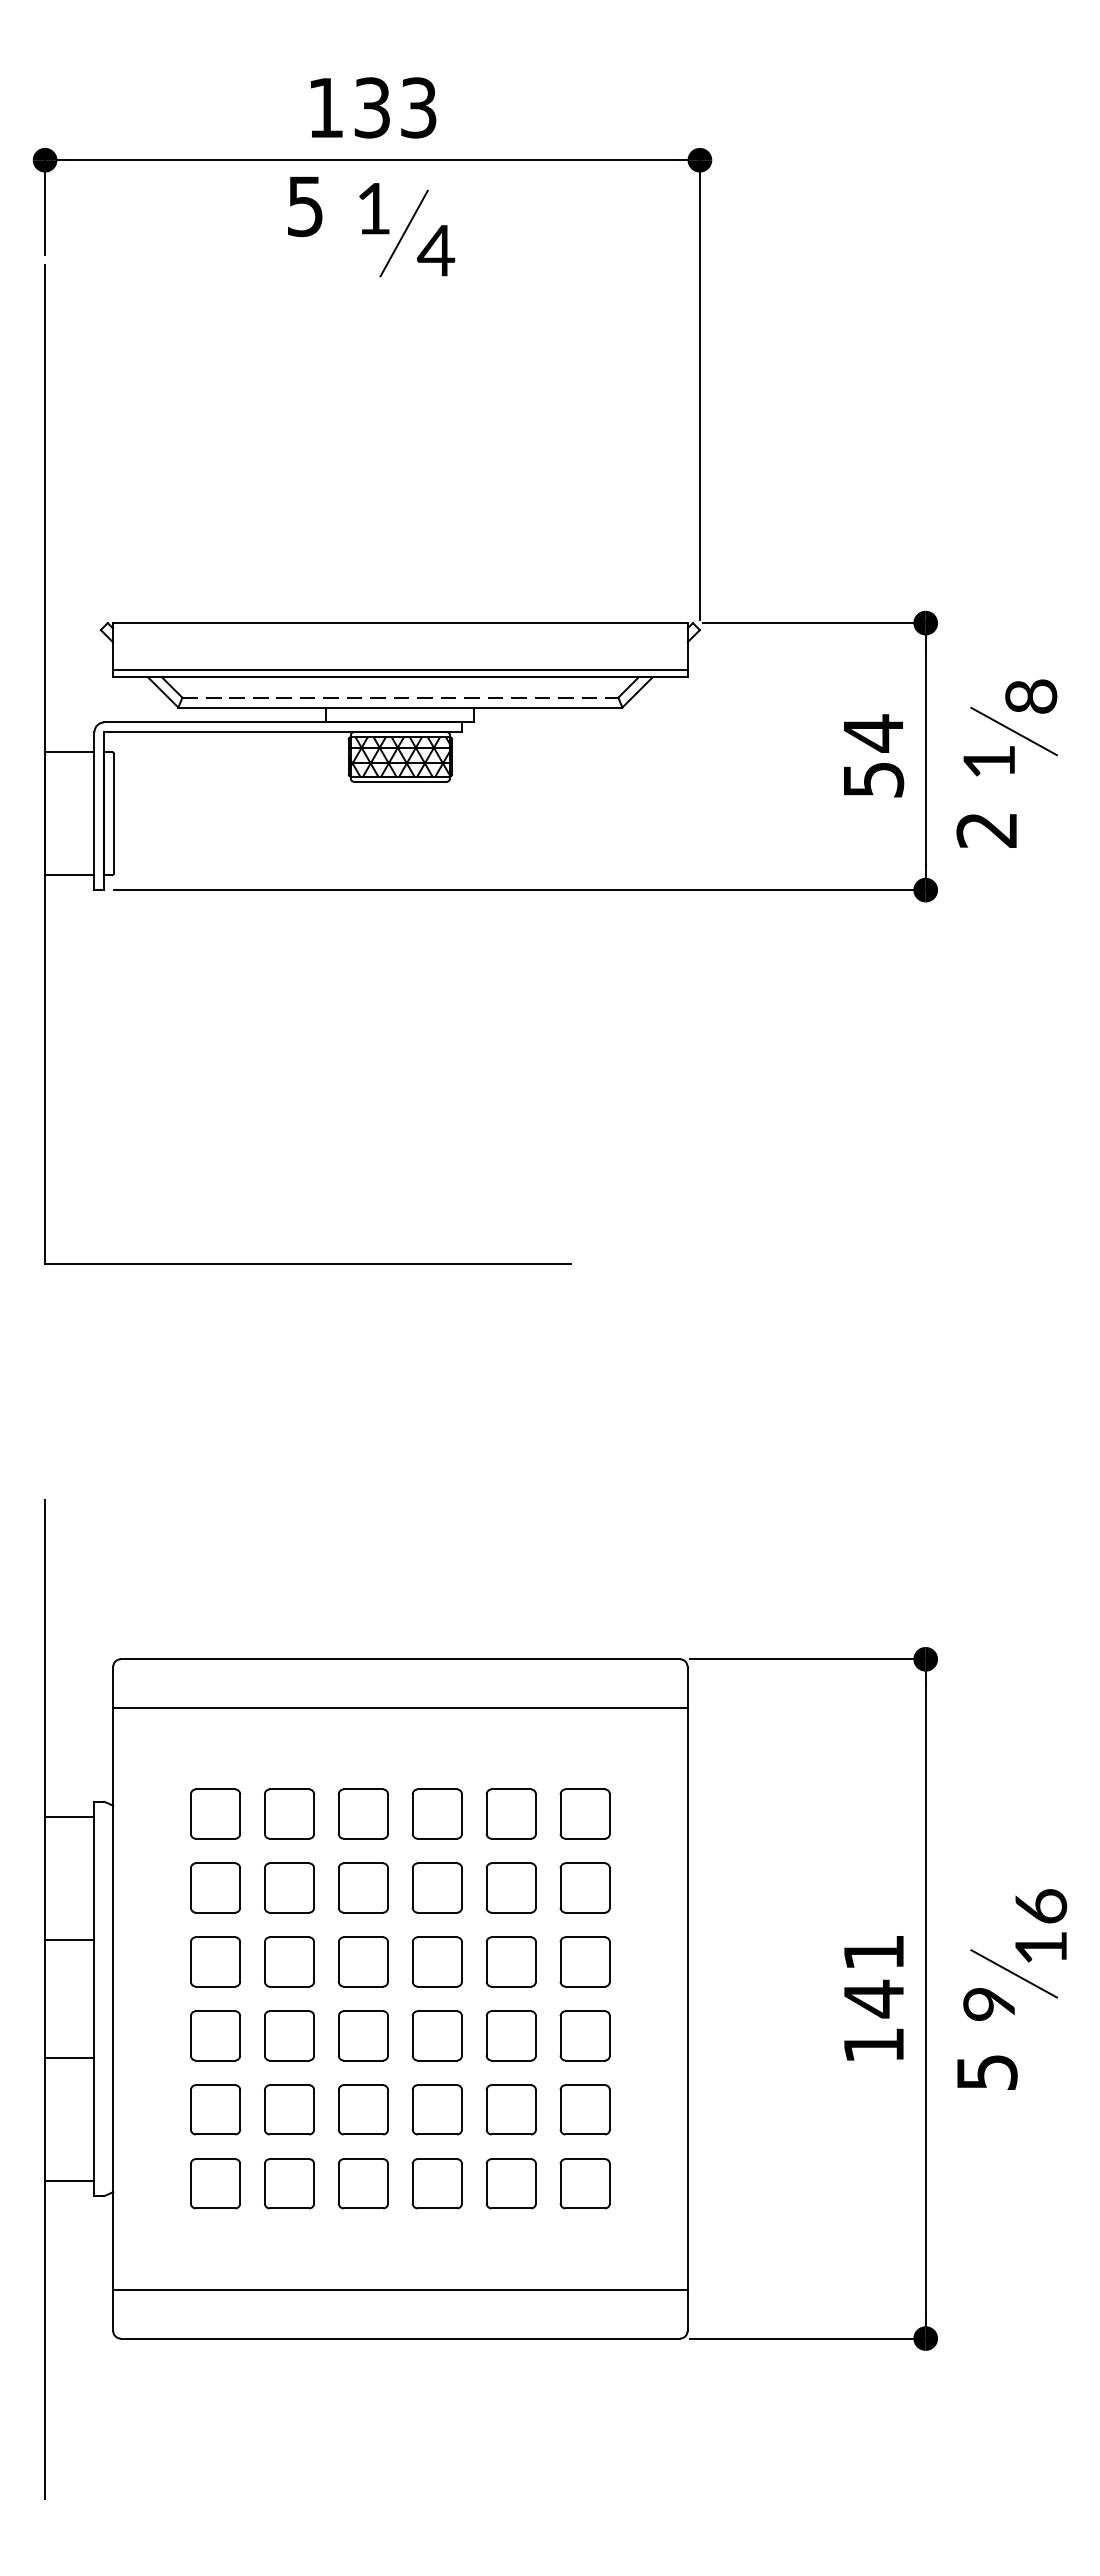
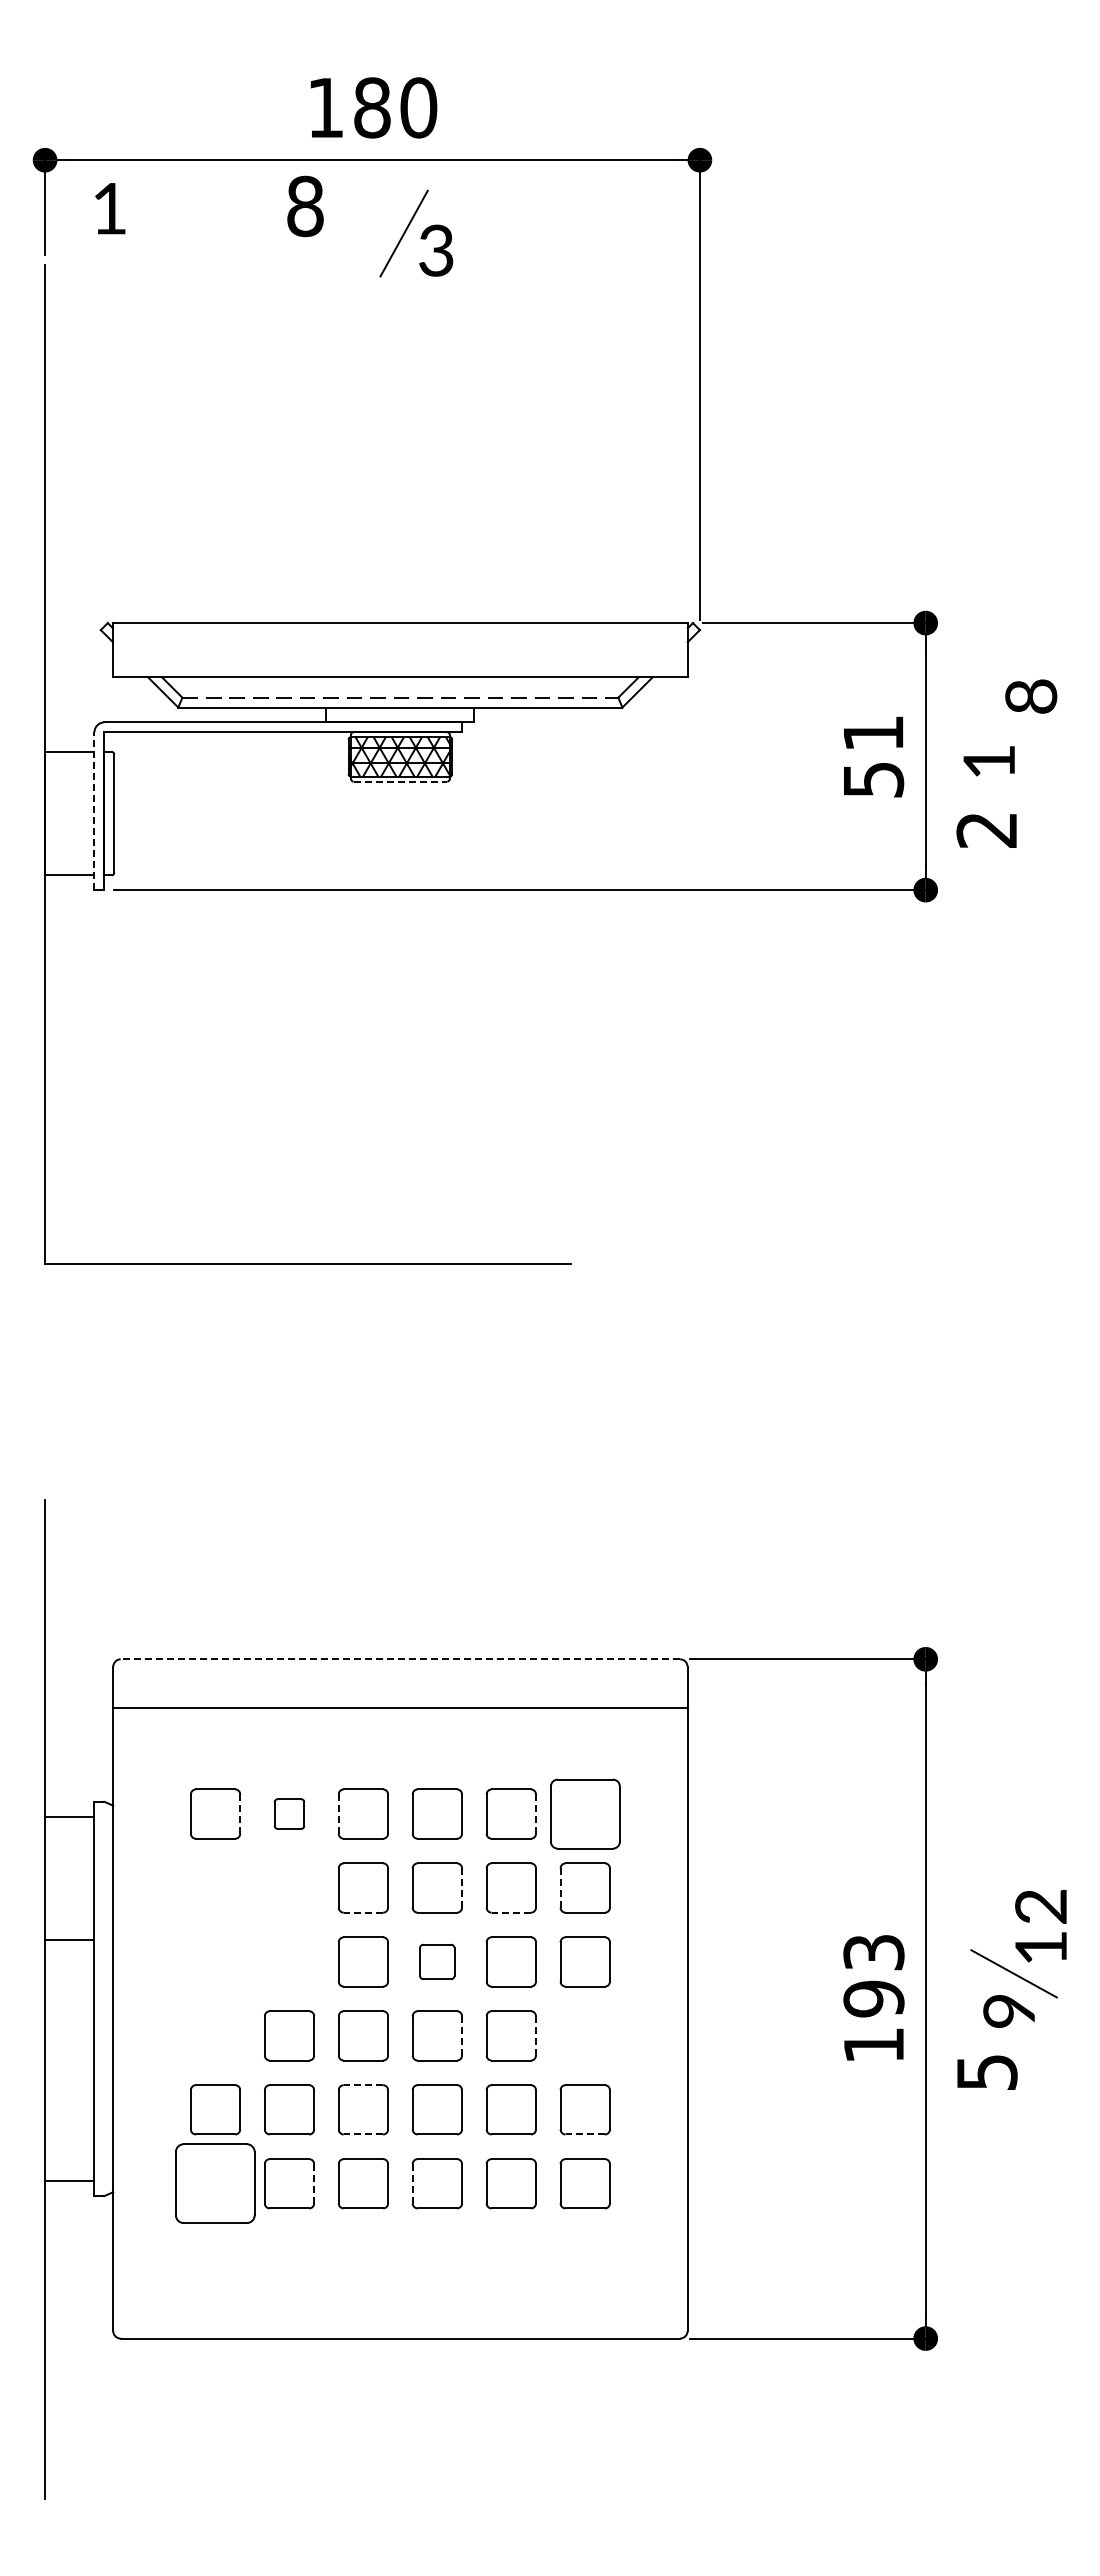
text: 133 -> 180 (395, 107)
text: 5 -> 8 (305, 206)
text position: (374, 208) -> (110, 208) (110, 208)
text: 4 -> 3 (435, 250)
line: present -> none (399, 670)
line: present -> none (1013, 731)
text: 54 -> 51 (873, 733)
line: solid -> dashed (400, 781)
line: solid -> dashed (94, 811)
line: solid -> dashed (400, 1659)
part size: 51x52 px -> 33x32 px (289, 1813)
part size: 52x52 px -> 71x72 px (585, 1813)
line: solid -> dashed (240, 1814)
line: solid -> dashed (338, 1814)
line: solid -> dashed (535, 1814)
part: present -> none (215, 1887)
part: present -> none (289, 1887)
line: solid -> dashed (462, 1888)
line: solid -> dashed (560, 1888)
text: 16 -> 12 (1041, 1906)
line: solid -> dashed (363, 1912)
line: solid -> dashed (511, 1912)
part: present -> none (215, 1961)
part: present -> none (289, 1961)
part size: 52x52 px -> 37x38 px (437, 1961)
text: 141 -> 193 (873, 1976)
text position: (988, 2004) -> (1008, 2011) (1008, 2011)
part: present -> none (215, 2035)
line: solid -> dashed (462, 2035)
line: solid -> dashed (535, 2035)
part: present -> none (584, 2035)
line: present -> none (69, 2058)
line: solid -> dashed (363, 2085)
line: solid -> dashed (363, 2134)
line: solid -> dashed (585, 2134)
part size: 52x52 px -> 81x81 px (215, 2183)
line: solid -> dashed (314, 2183)
line: solid -> dashed (412, 2183)
line: present -> none (400, 2289)
